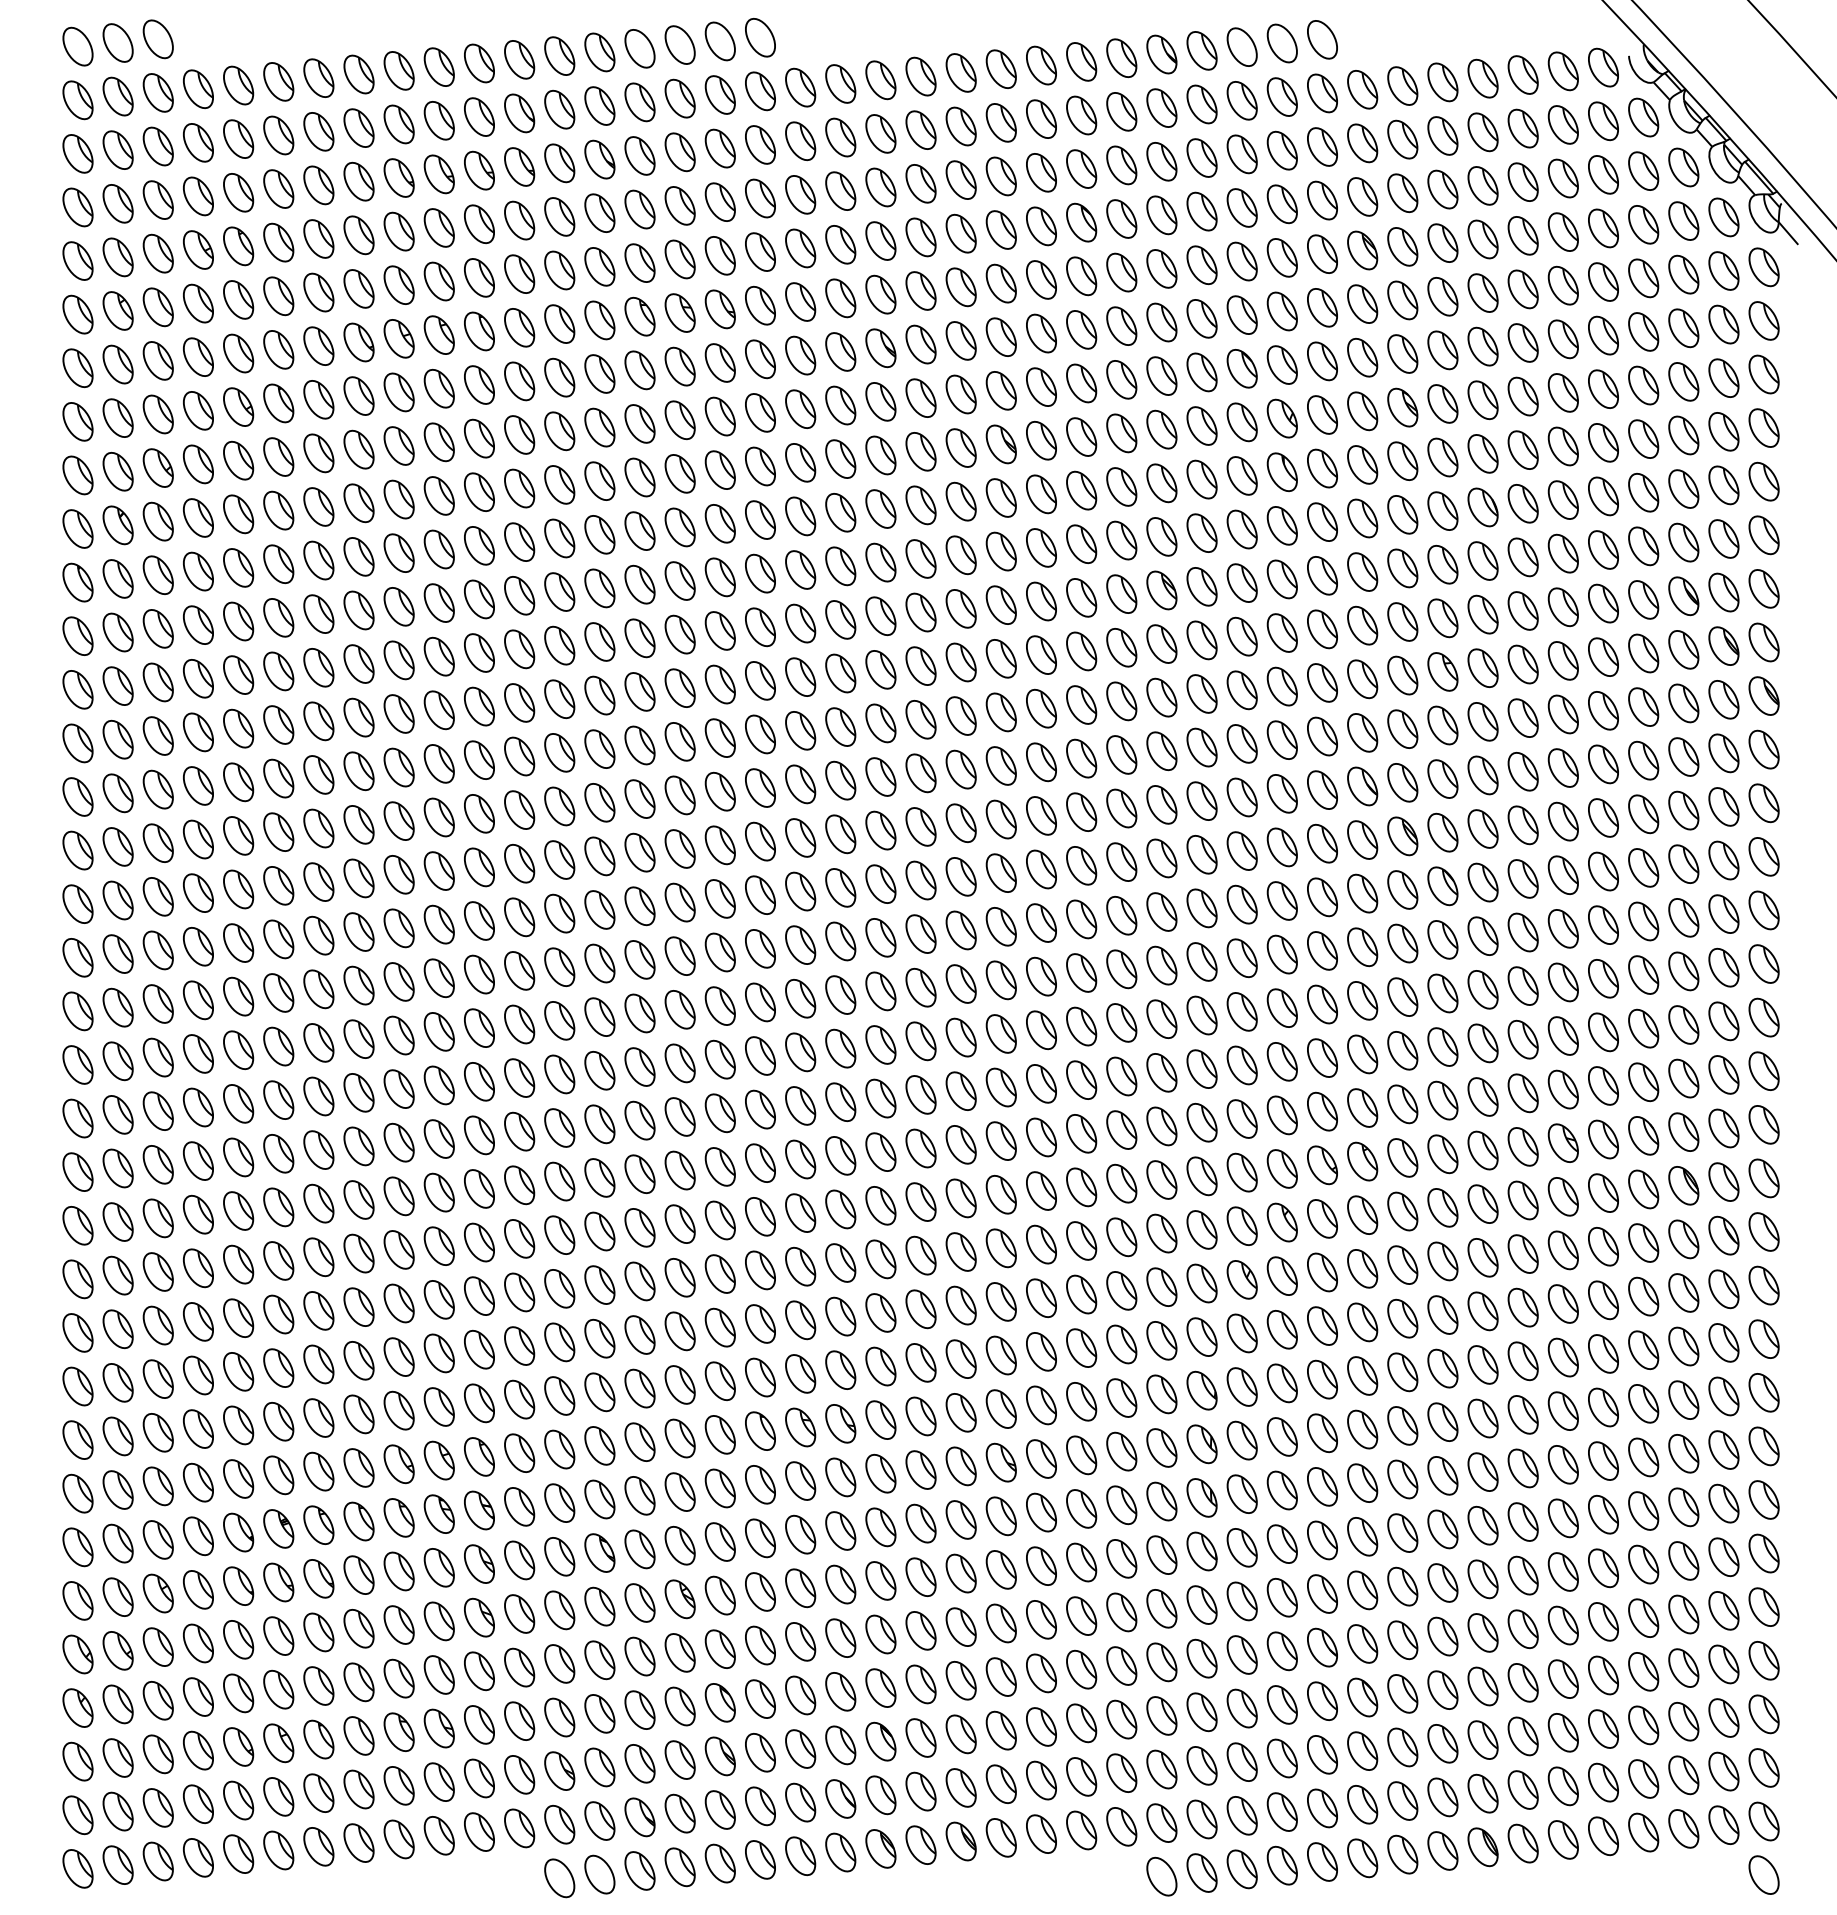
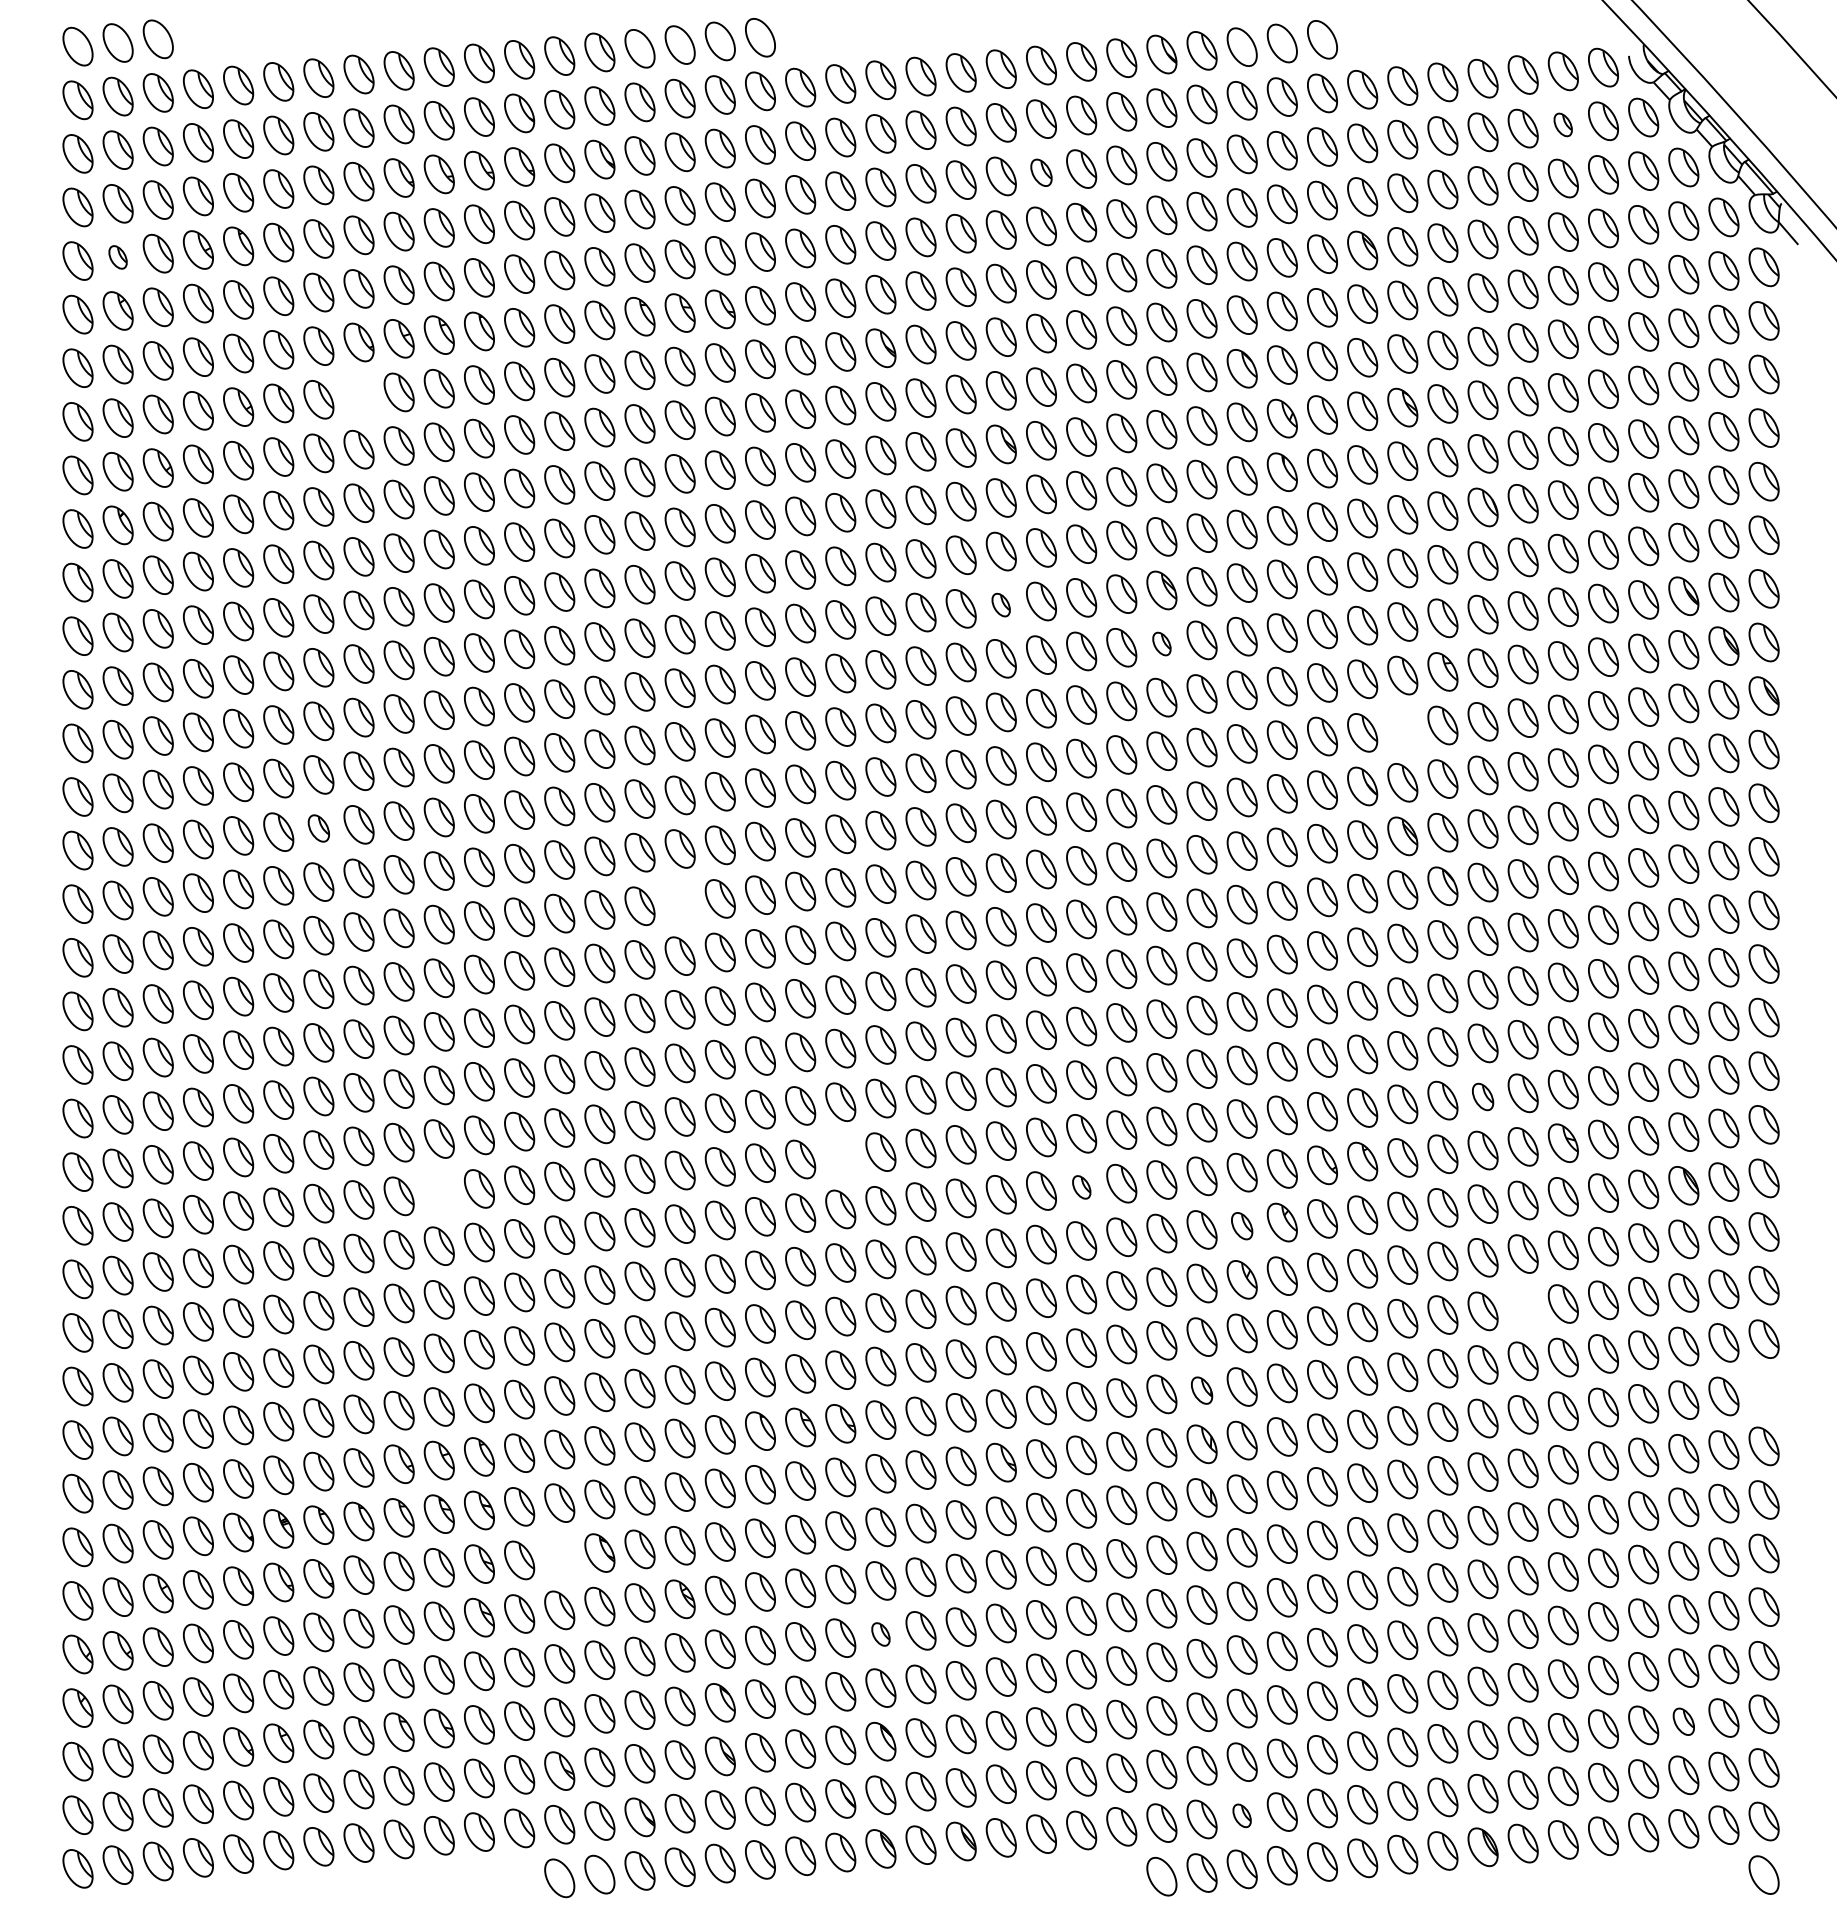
part size: 32x40 px -> 20x26 px (1562, 124)
part size: 31x40 px -> 23x29 px (1041, 172)
part size: 32x41 px -> 20x25 px (117, 257)
part: present -> none (358, 395)
part size: 32x40 px -> 20x26 px (1000, 604)
part size: 32x40 px -> 20x26 px (1161, 643)
part: present -> none (1402, 728)
part size: 32x41 px -> 23x29 px (318, 828)
part: present -> none (679, 902)
part size: 32x40 px -> 23x30 px (1483, 1096)
part: present -> none (840, 1155)
part size: 32x41 px -> 20x25 px (1081, 1187)
part: present -> none (438, 1192)
part size: 32x40 px -> 23x29 px (1242, 1226)
part: present -> none (1522, 1307)
part size: 32x41 px -> 23x29 px (1202, 1390)
part: present -> none (1763, 1392)
part: present -> none (559, 1556)
part size: 32x41 px -> 20x25 px (880, 1634)
part size: 32x40 px -> 23x29 px (1683, 1721)
part size: 32x40 px -> 20x26 px (1241, 1815)
